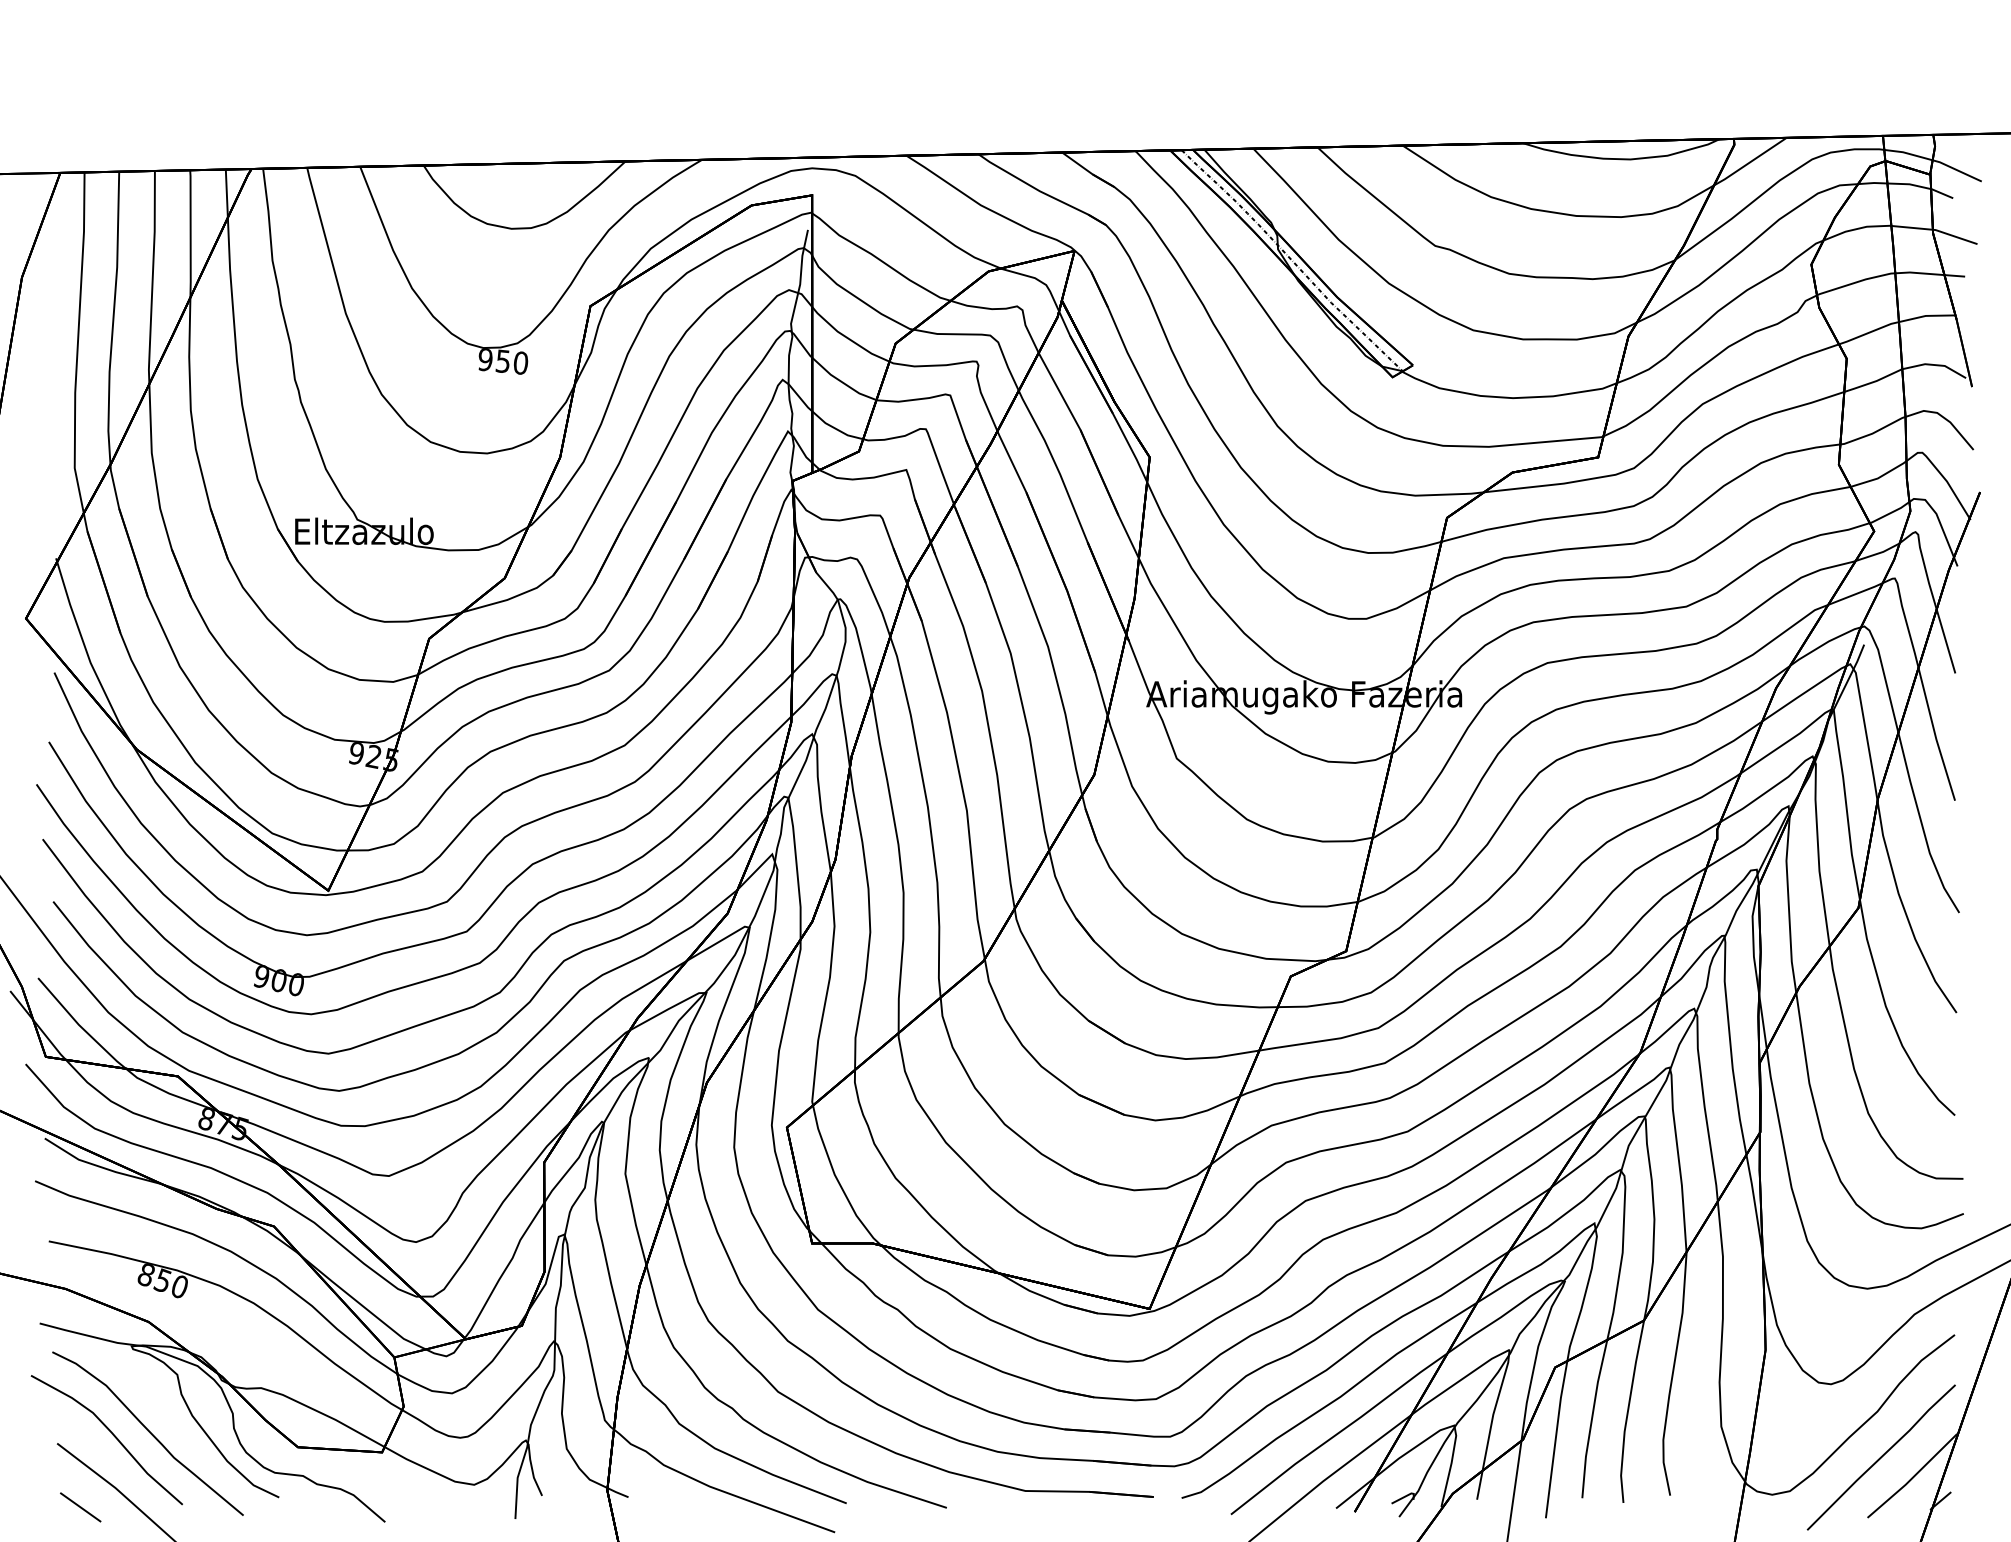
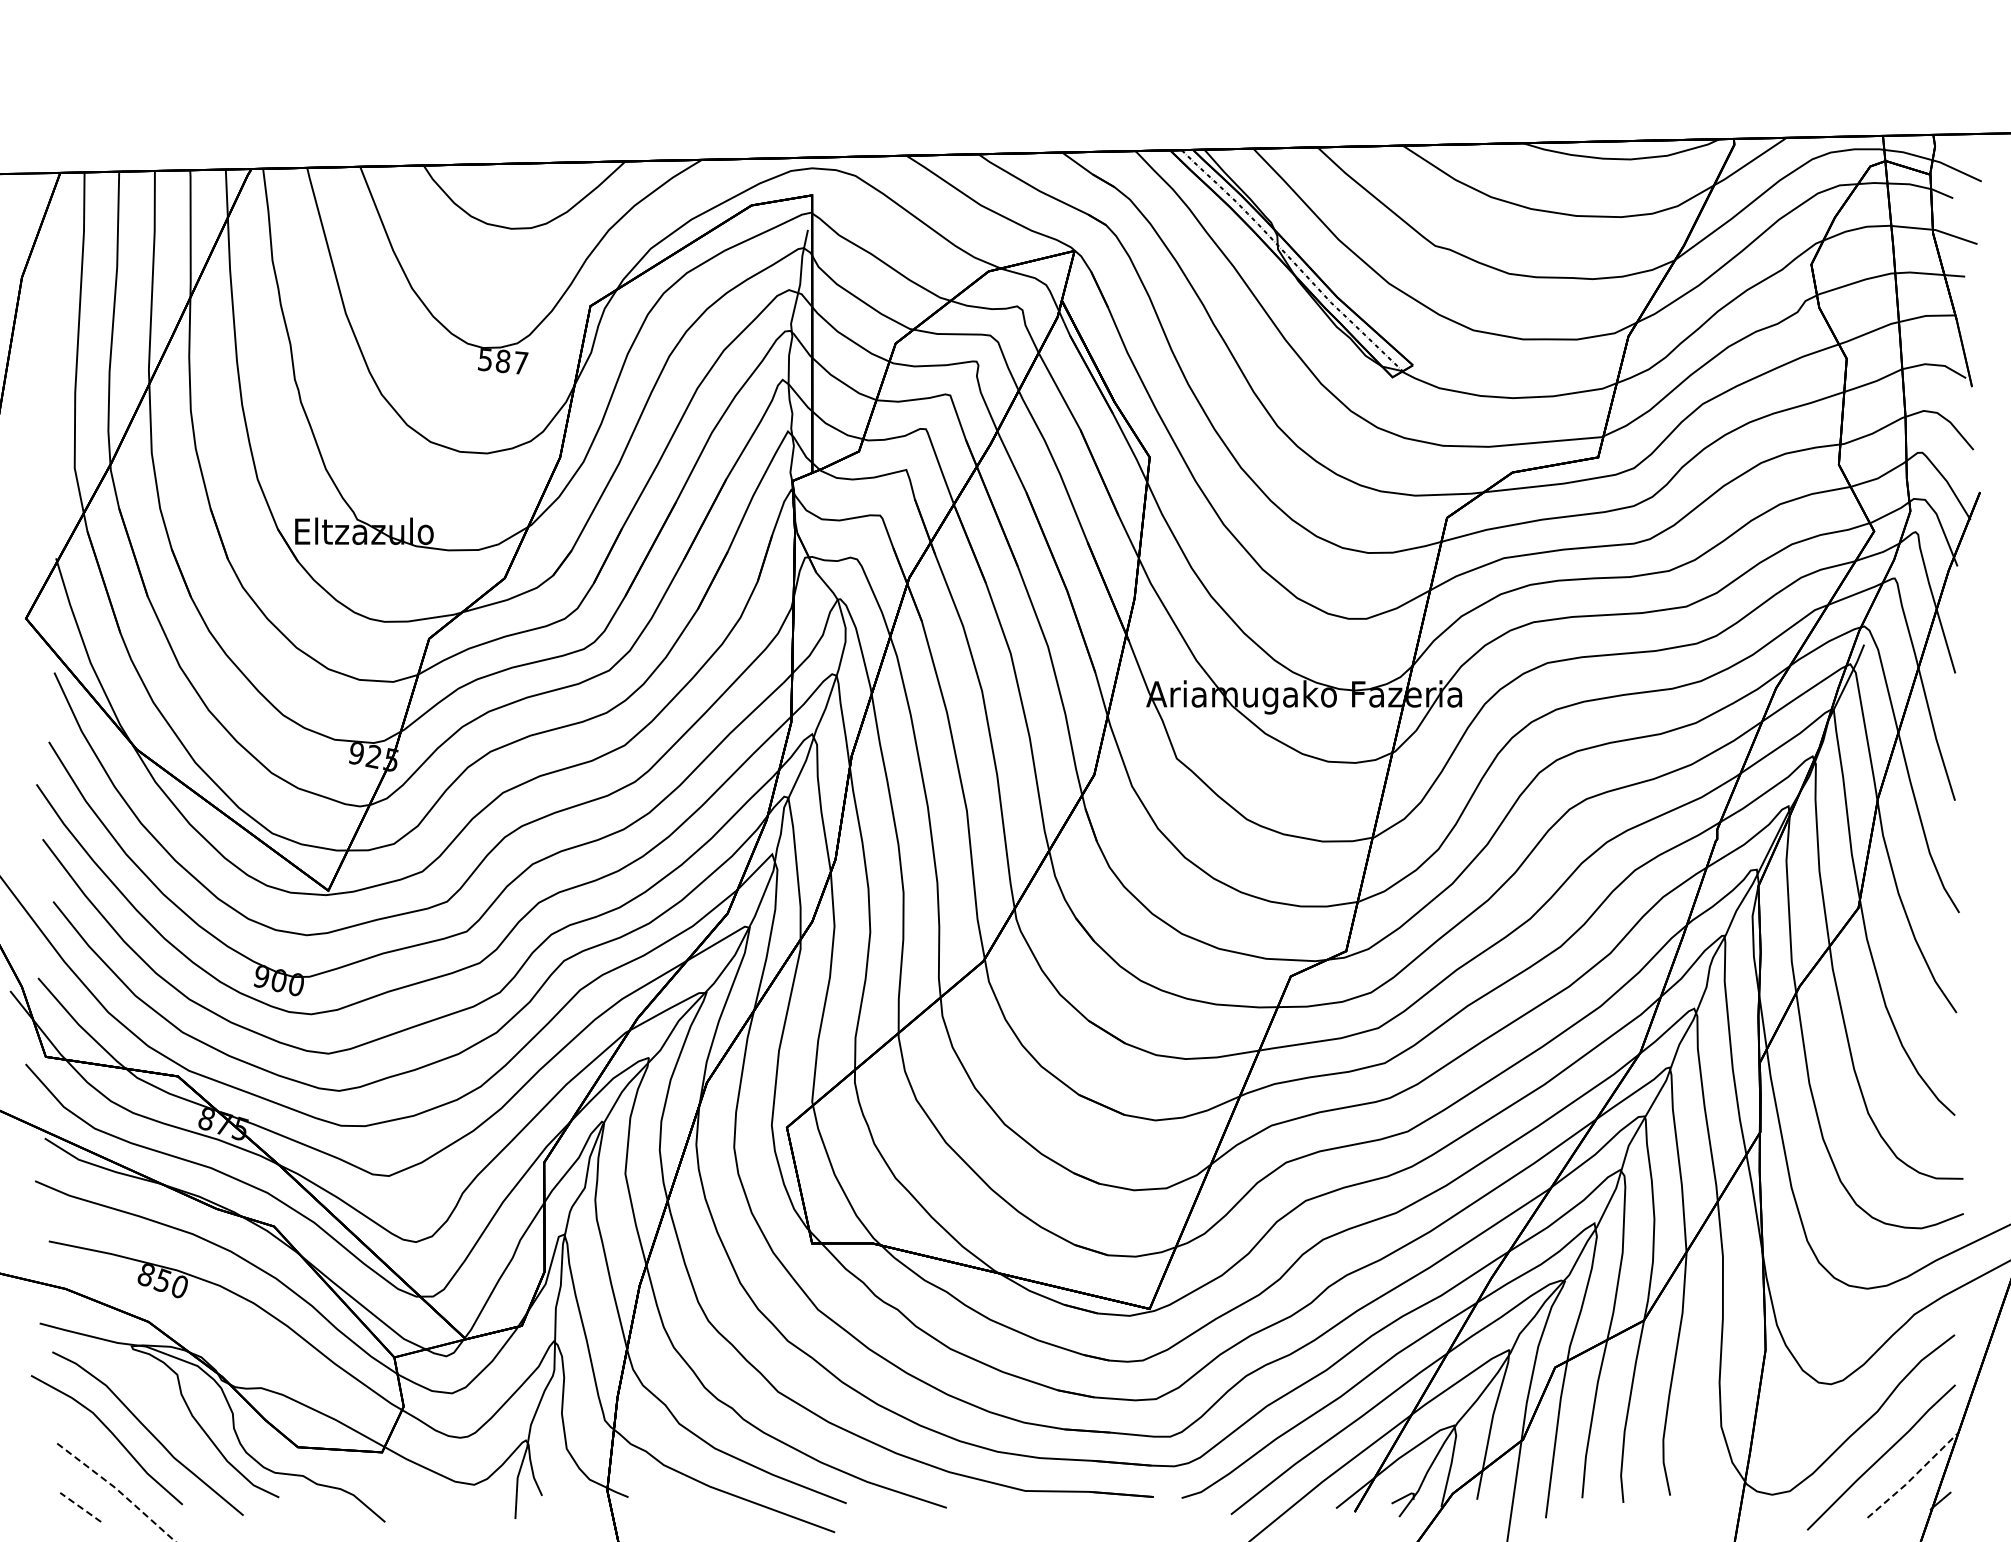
text: 950 -> 587 (502, 361)
line: solid -> dashed (1913, 1477)
line: solid -> dashed (117, 1489)
line: solid -> dashed (80, 1507)
